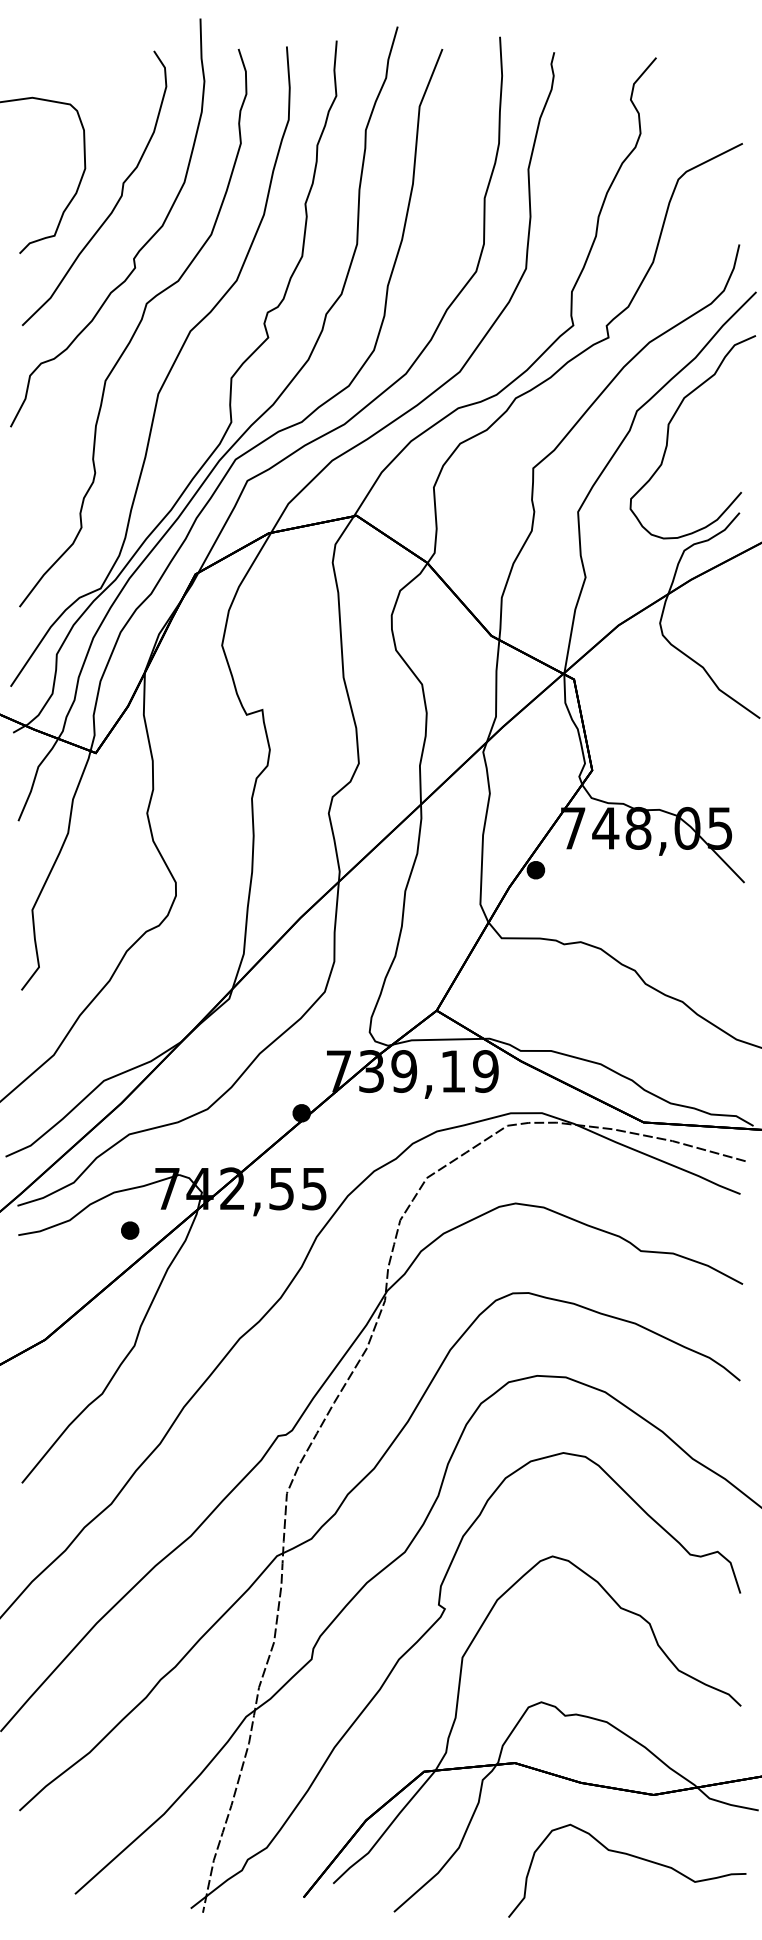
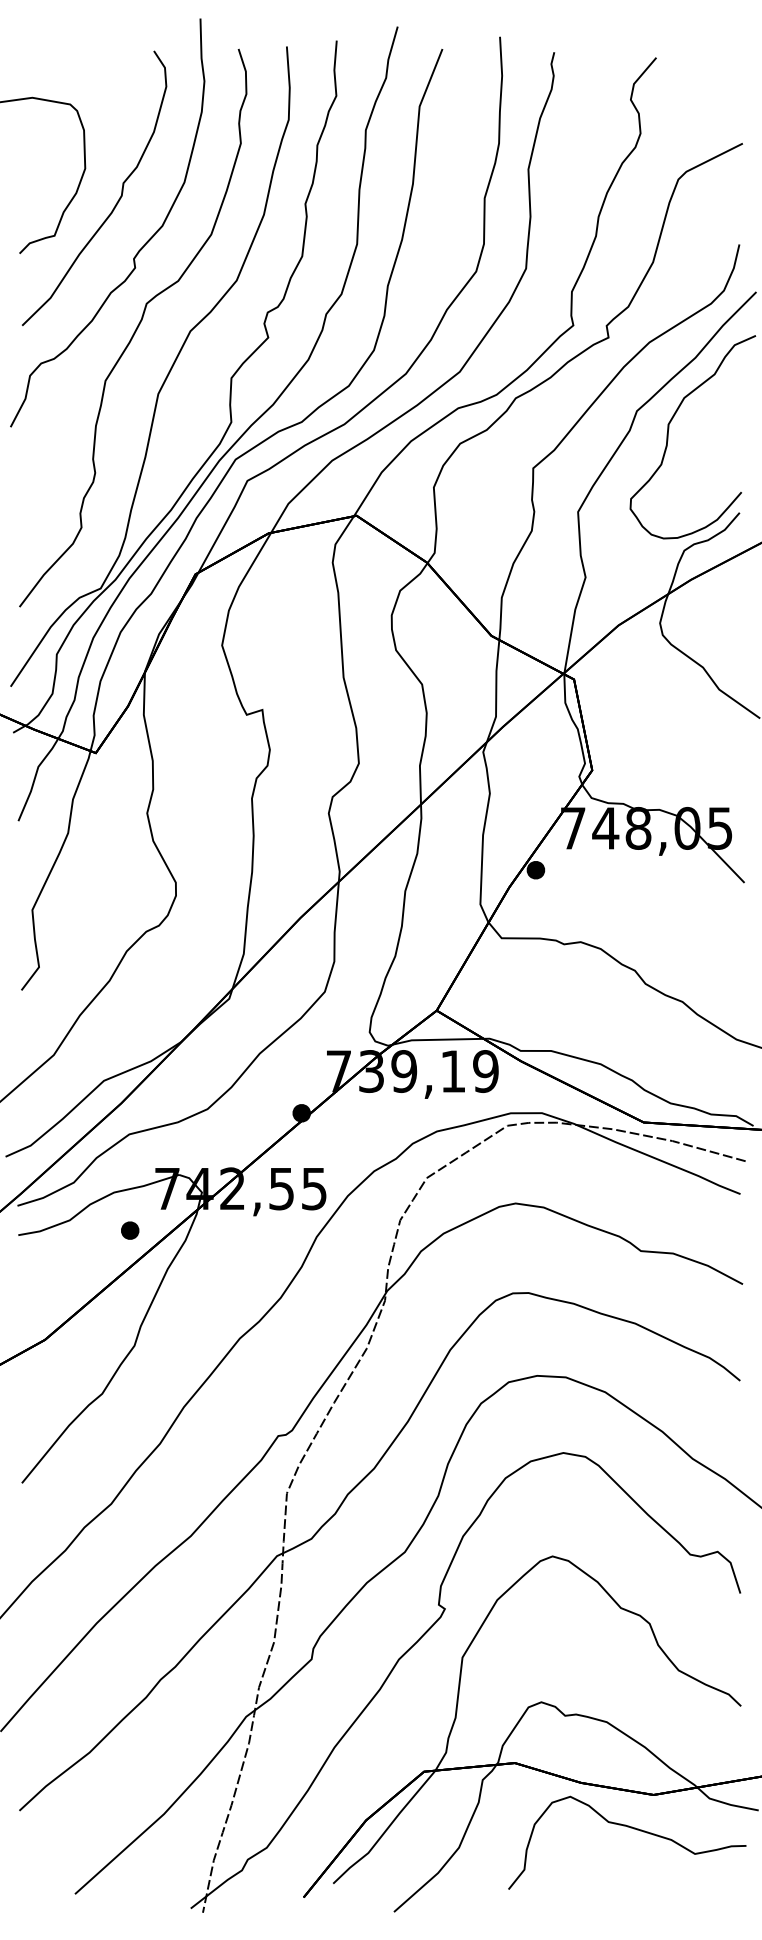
curve position: (630, 1856) -> (630, 1828) (630, 1828)
